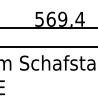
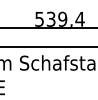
text: 569,4 -> 539,4 (50, 18)
